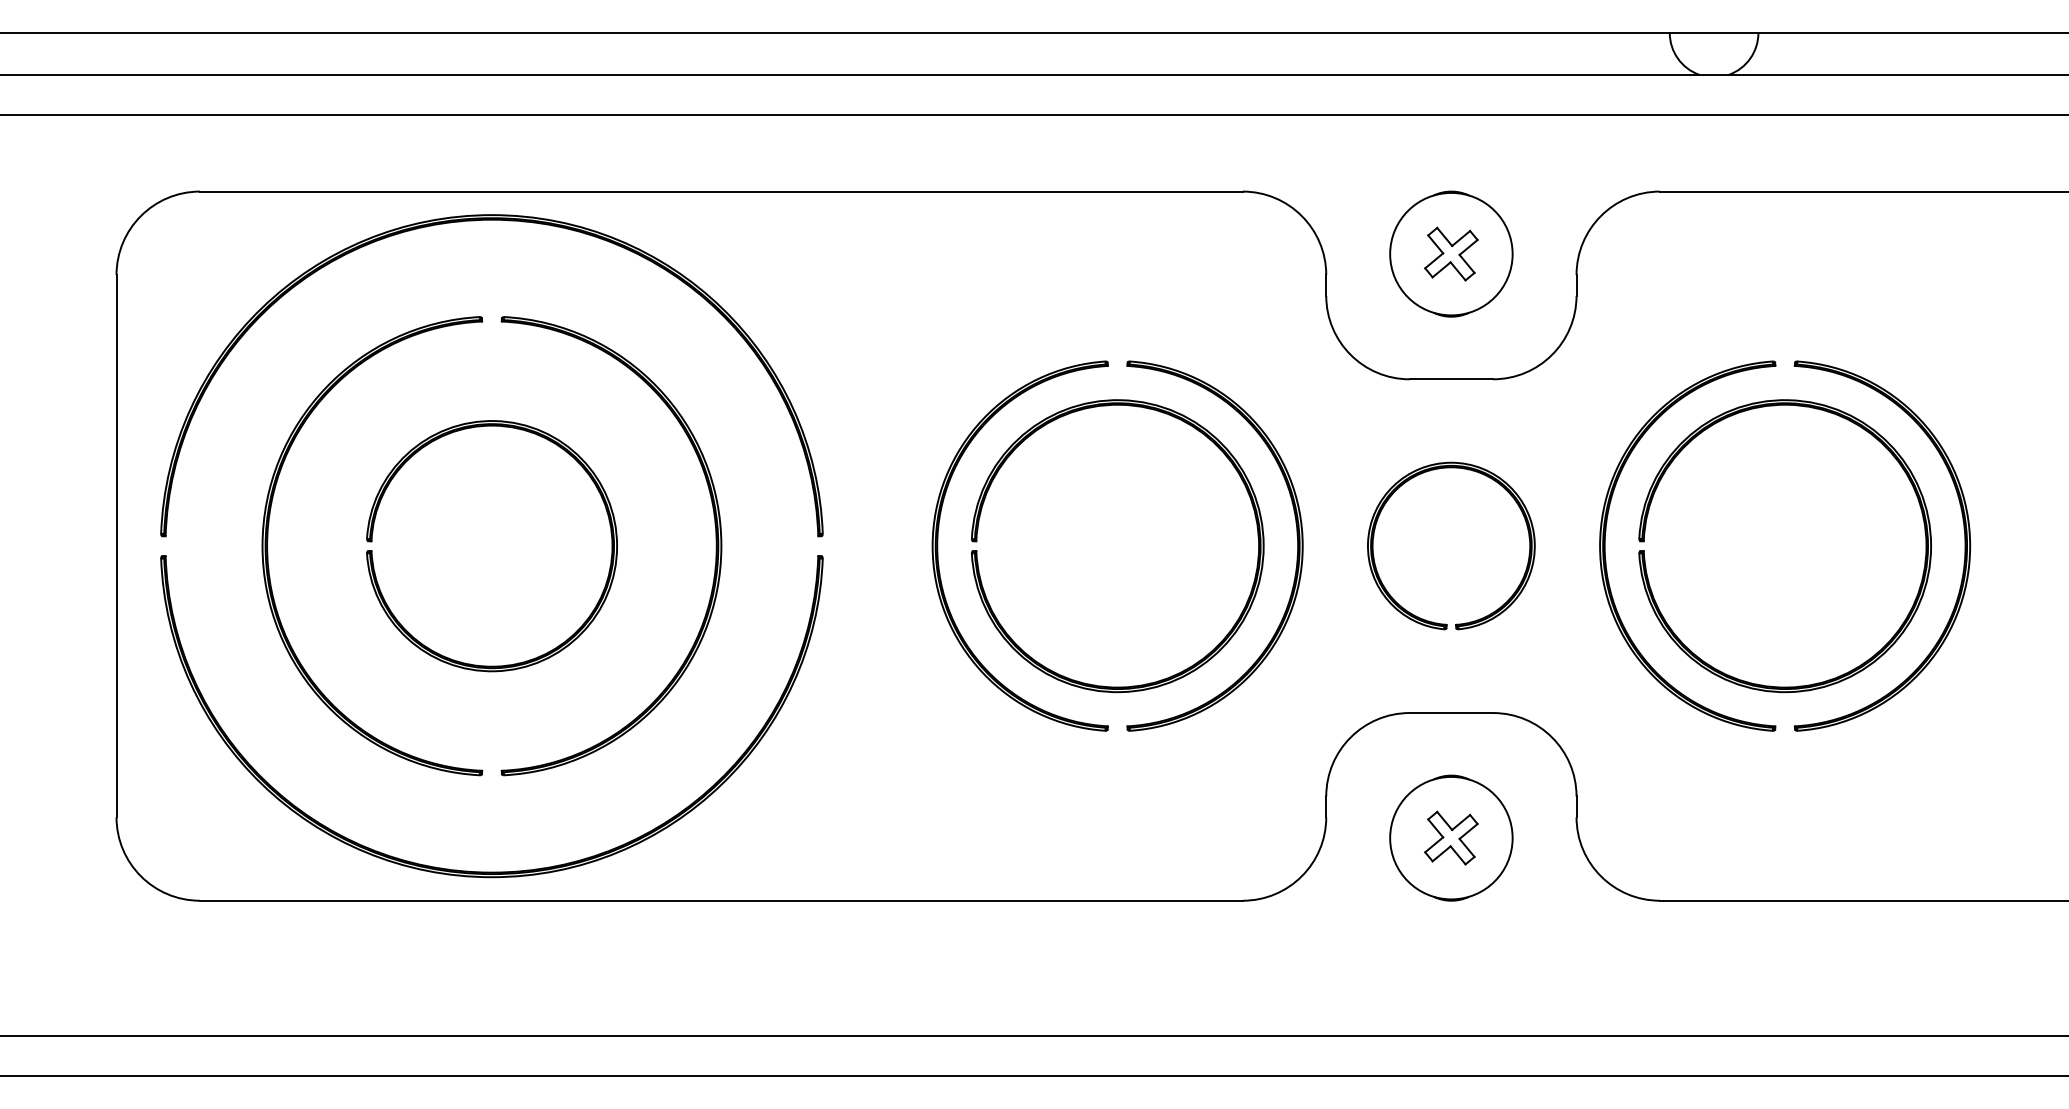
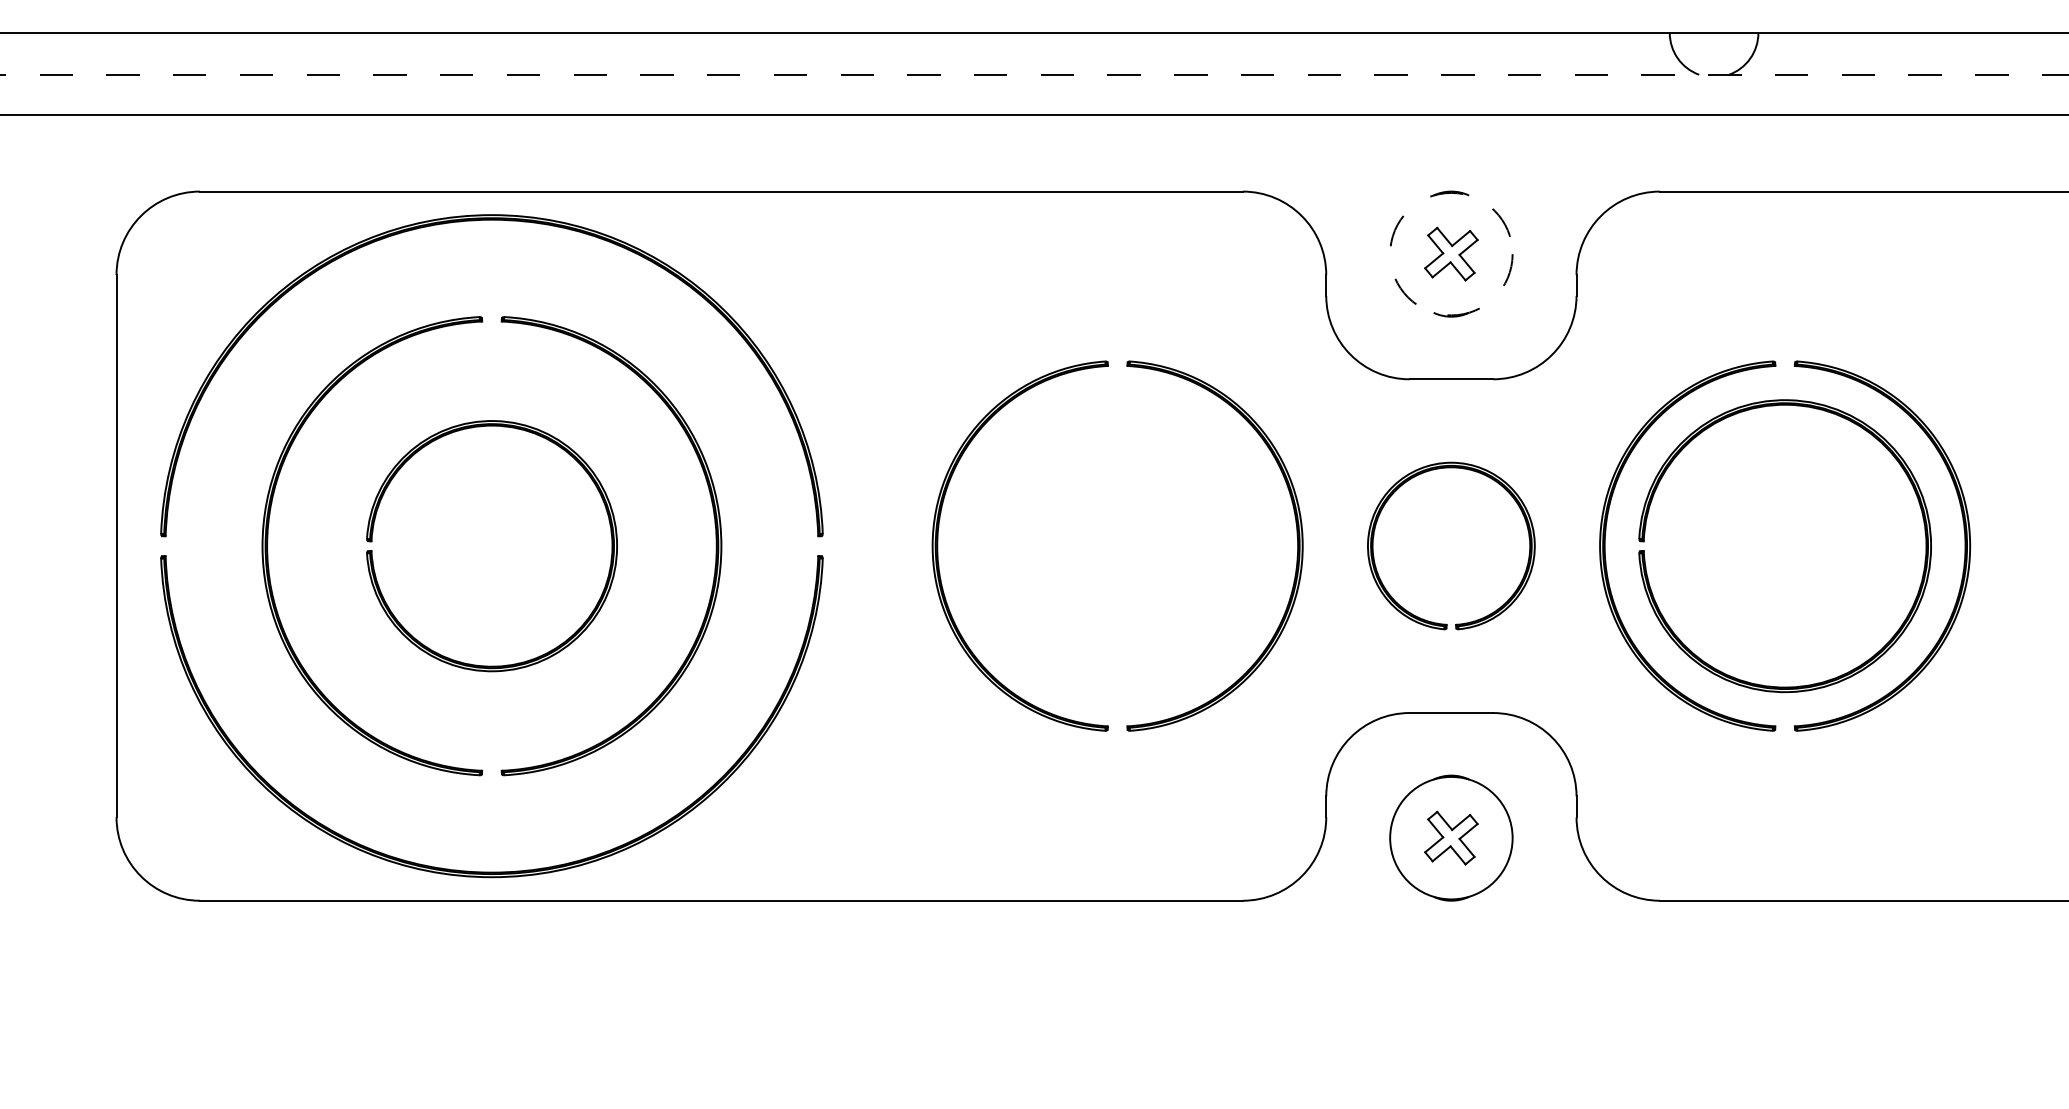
line: solid -> dashed (1034, 74)
circle: solid -> dashed (1451, 253)
part: present -> none (1031, 656)
line: present -> none (1033, 1035)
line: present -> none (1033, 1075)
